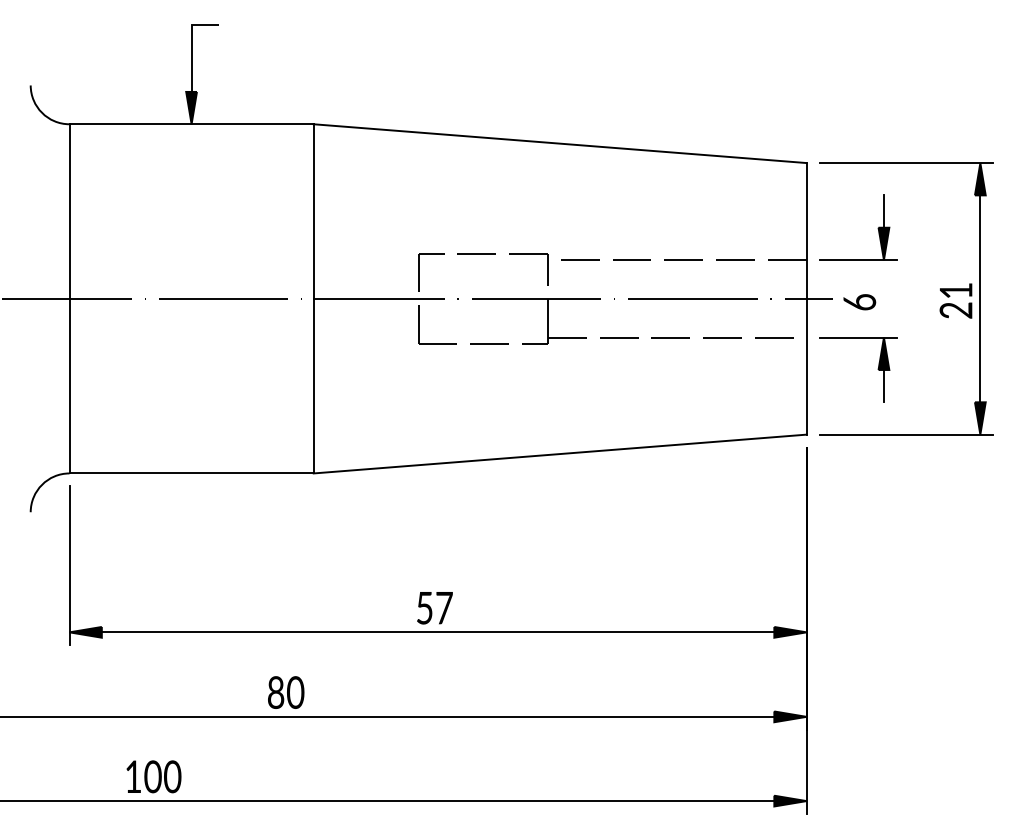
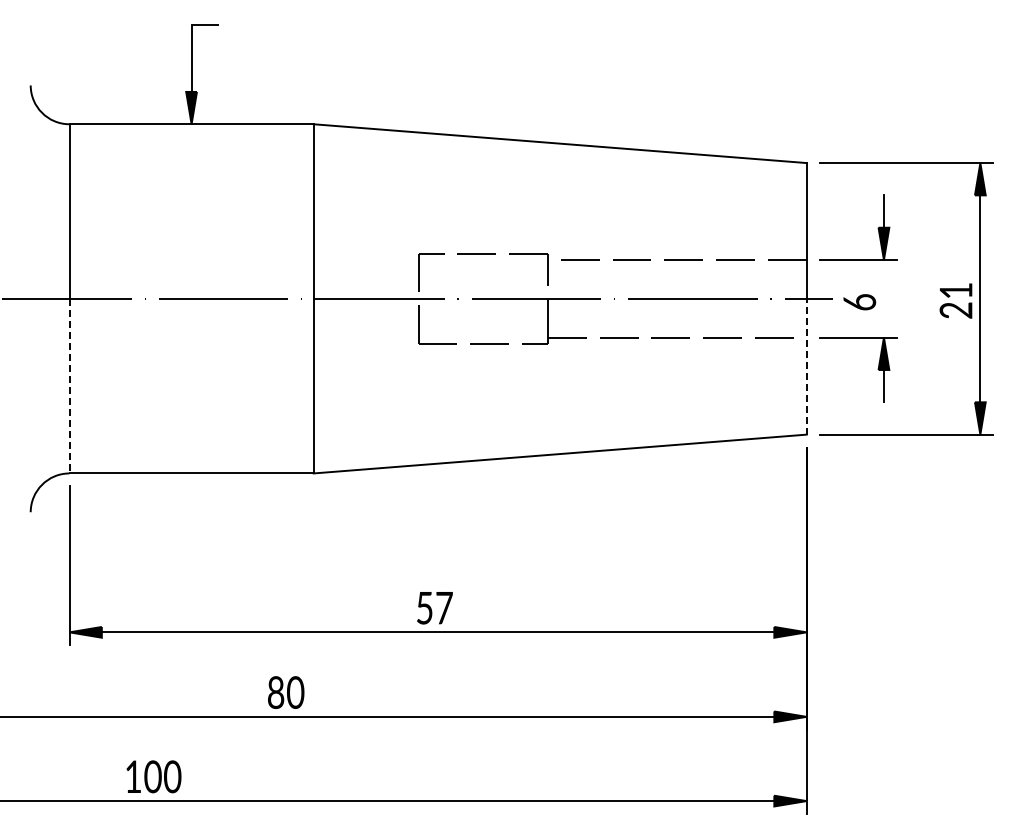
line: solid -> dashed (806, 366)
line: solid -> dashed (69, 386)
